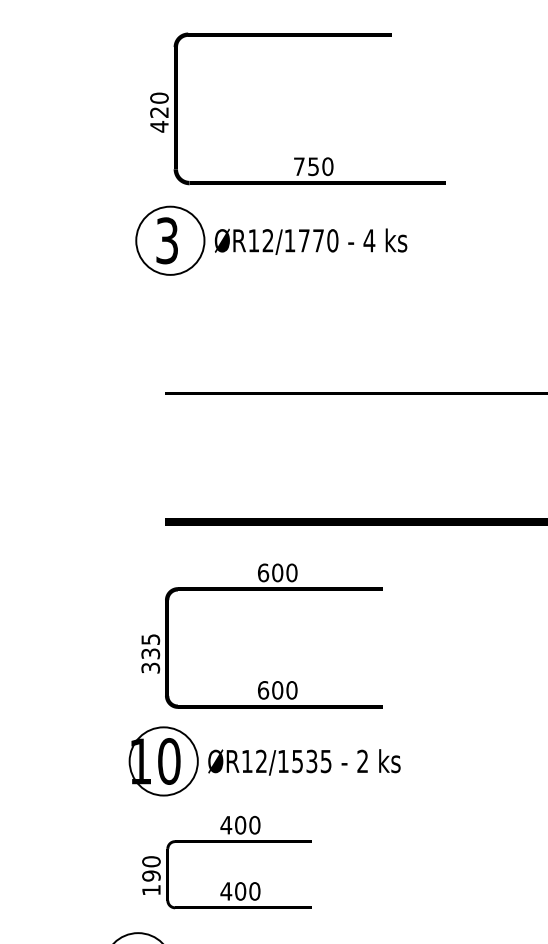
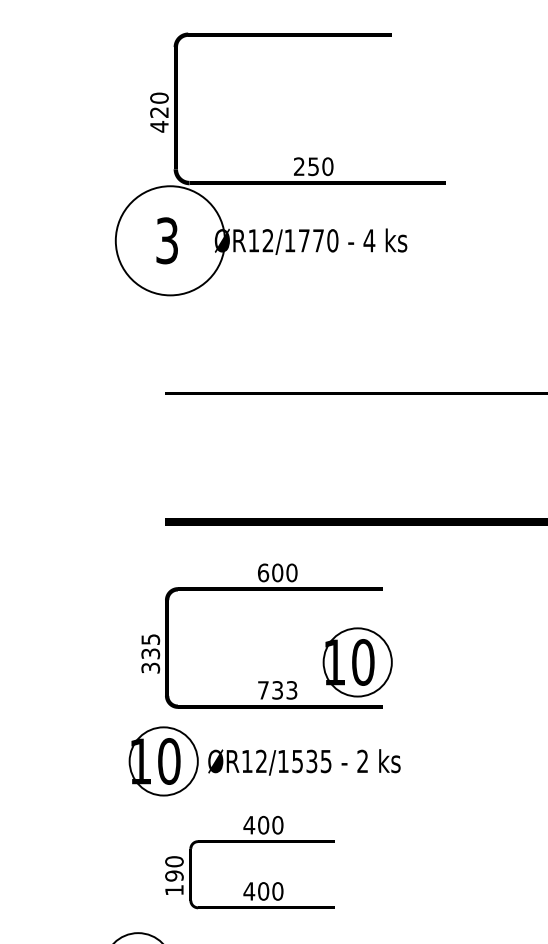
text: 750 -> 250 (299, 166)
circle diameter: 68 px -> 109 px (169, 240)
part: none -> present (357, 662)
text: 600 -> 733 (277, 690)
text position: (226, 862) -> (249, 862) (249, 862)
